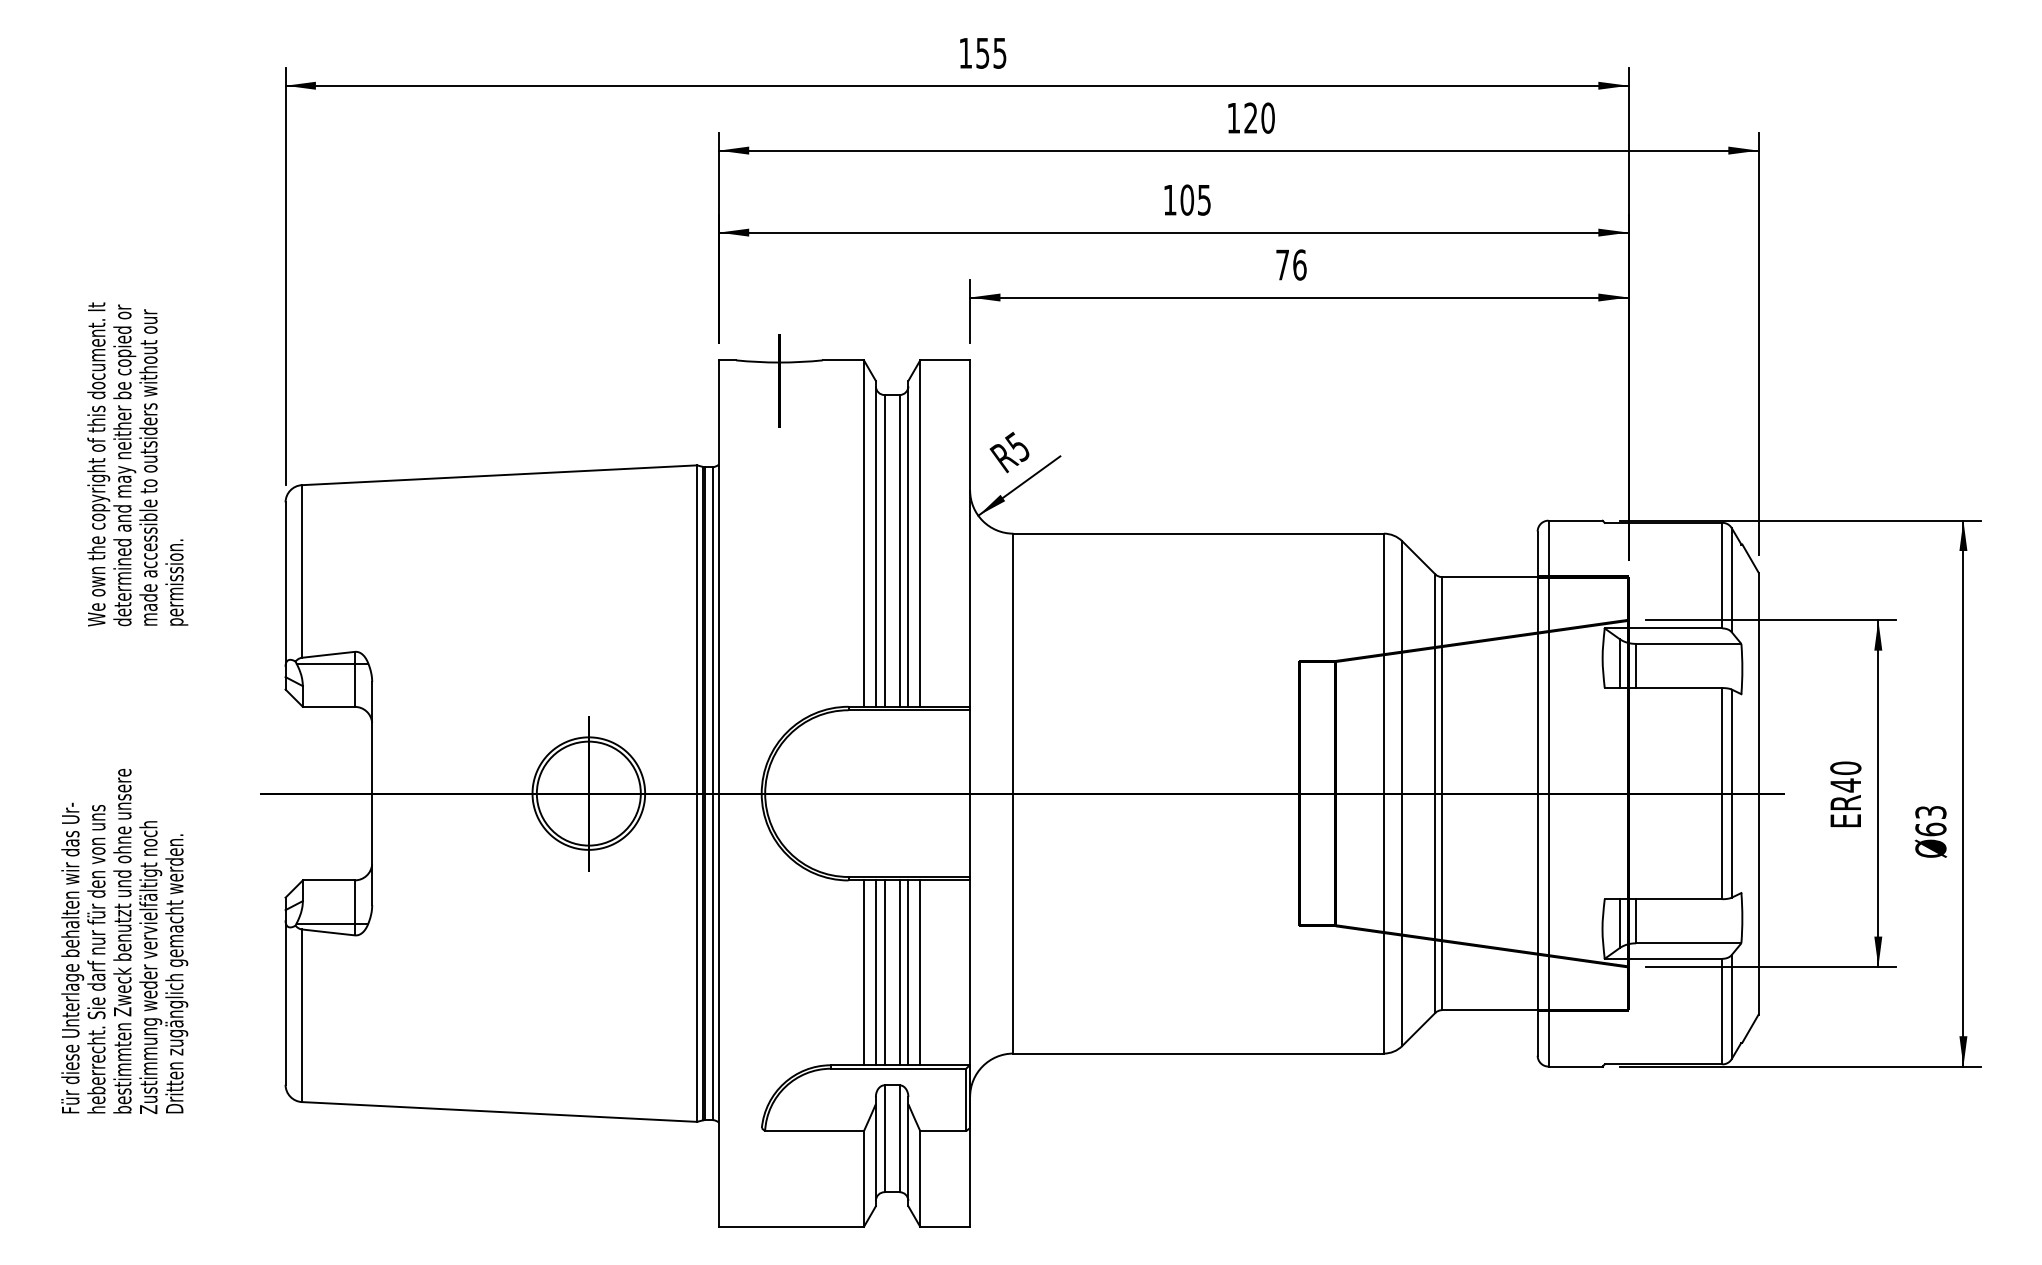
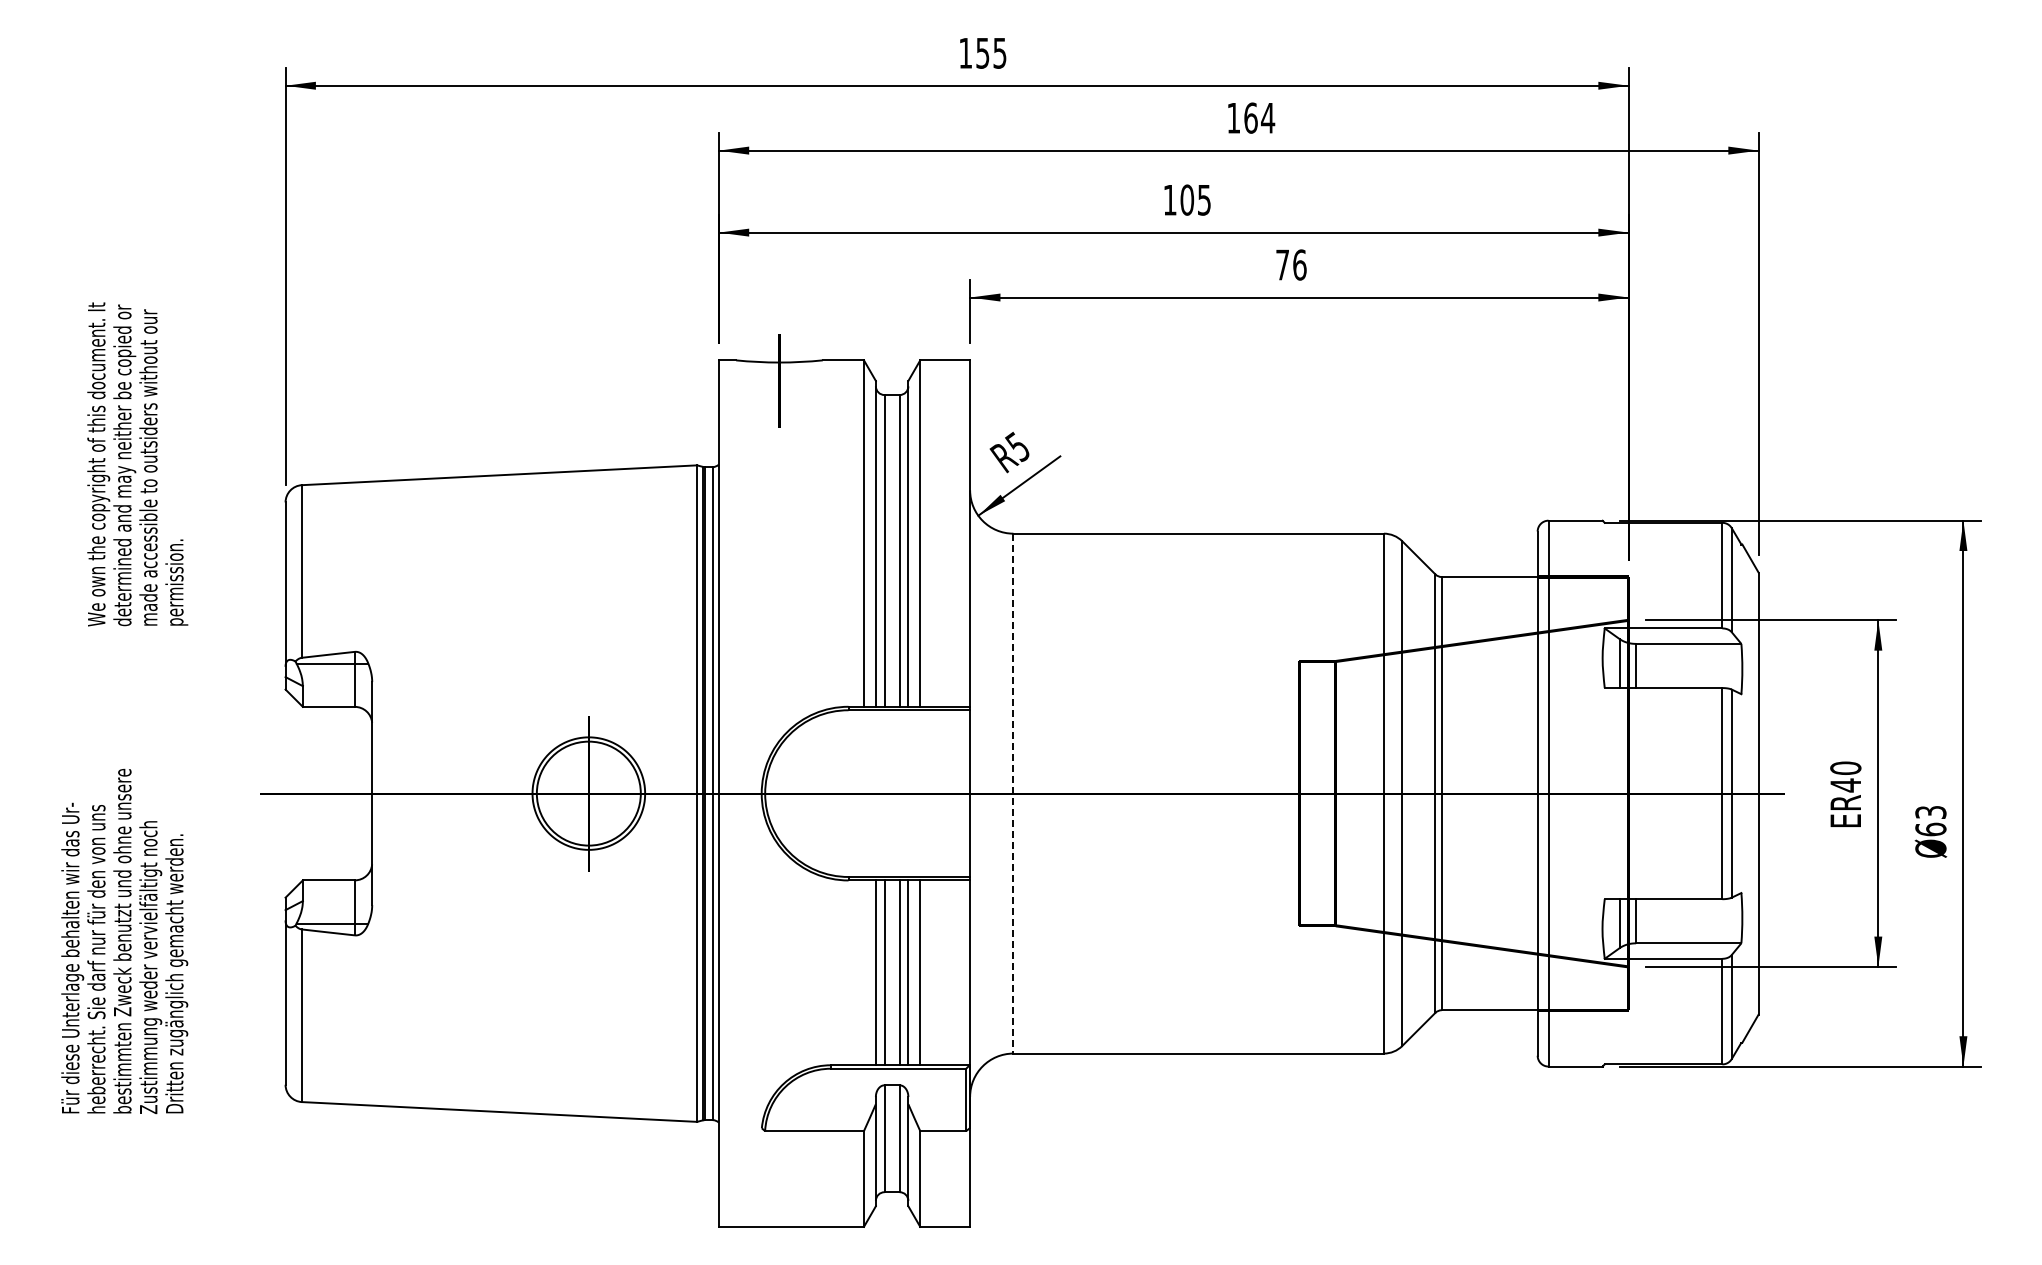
text: 120 -> 164 (1259, 117)
line: solid -> dashed (1013, 793)
line: present -> none (863, 972)
